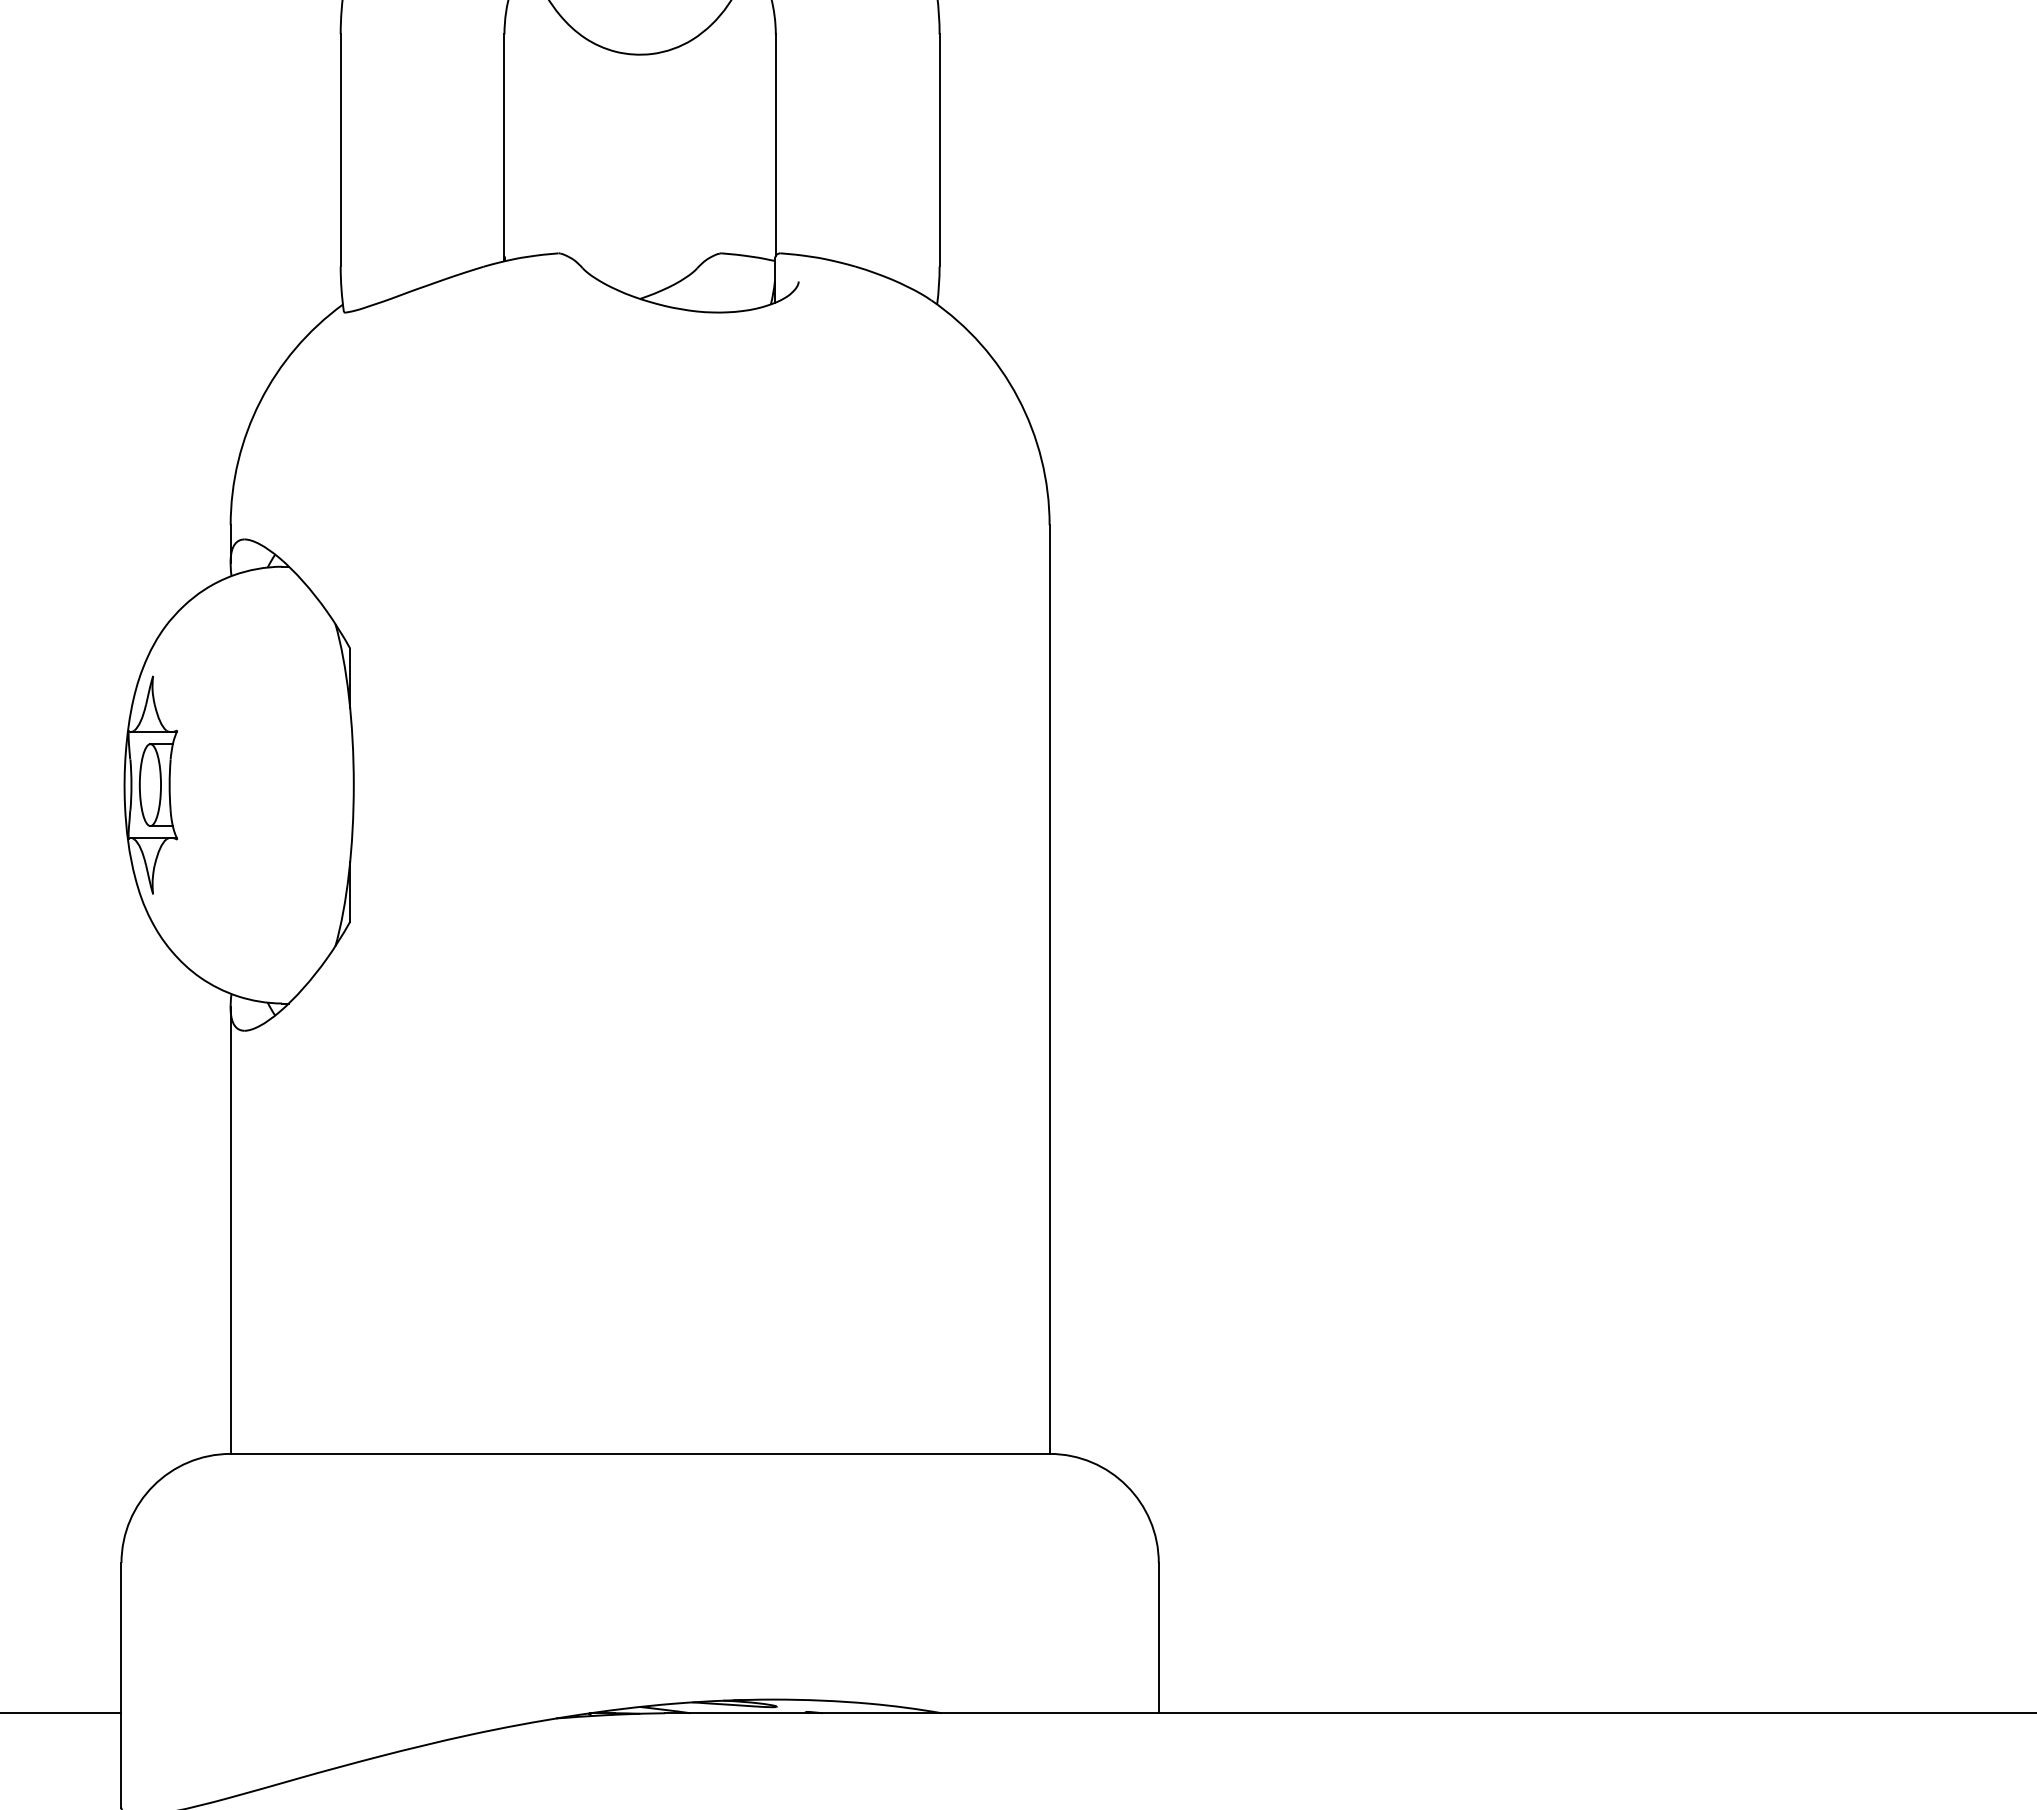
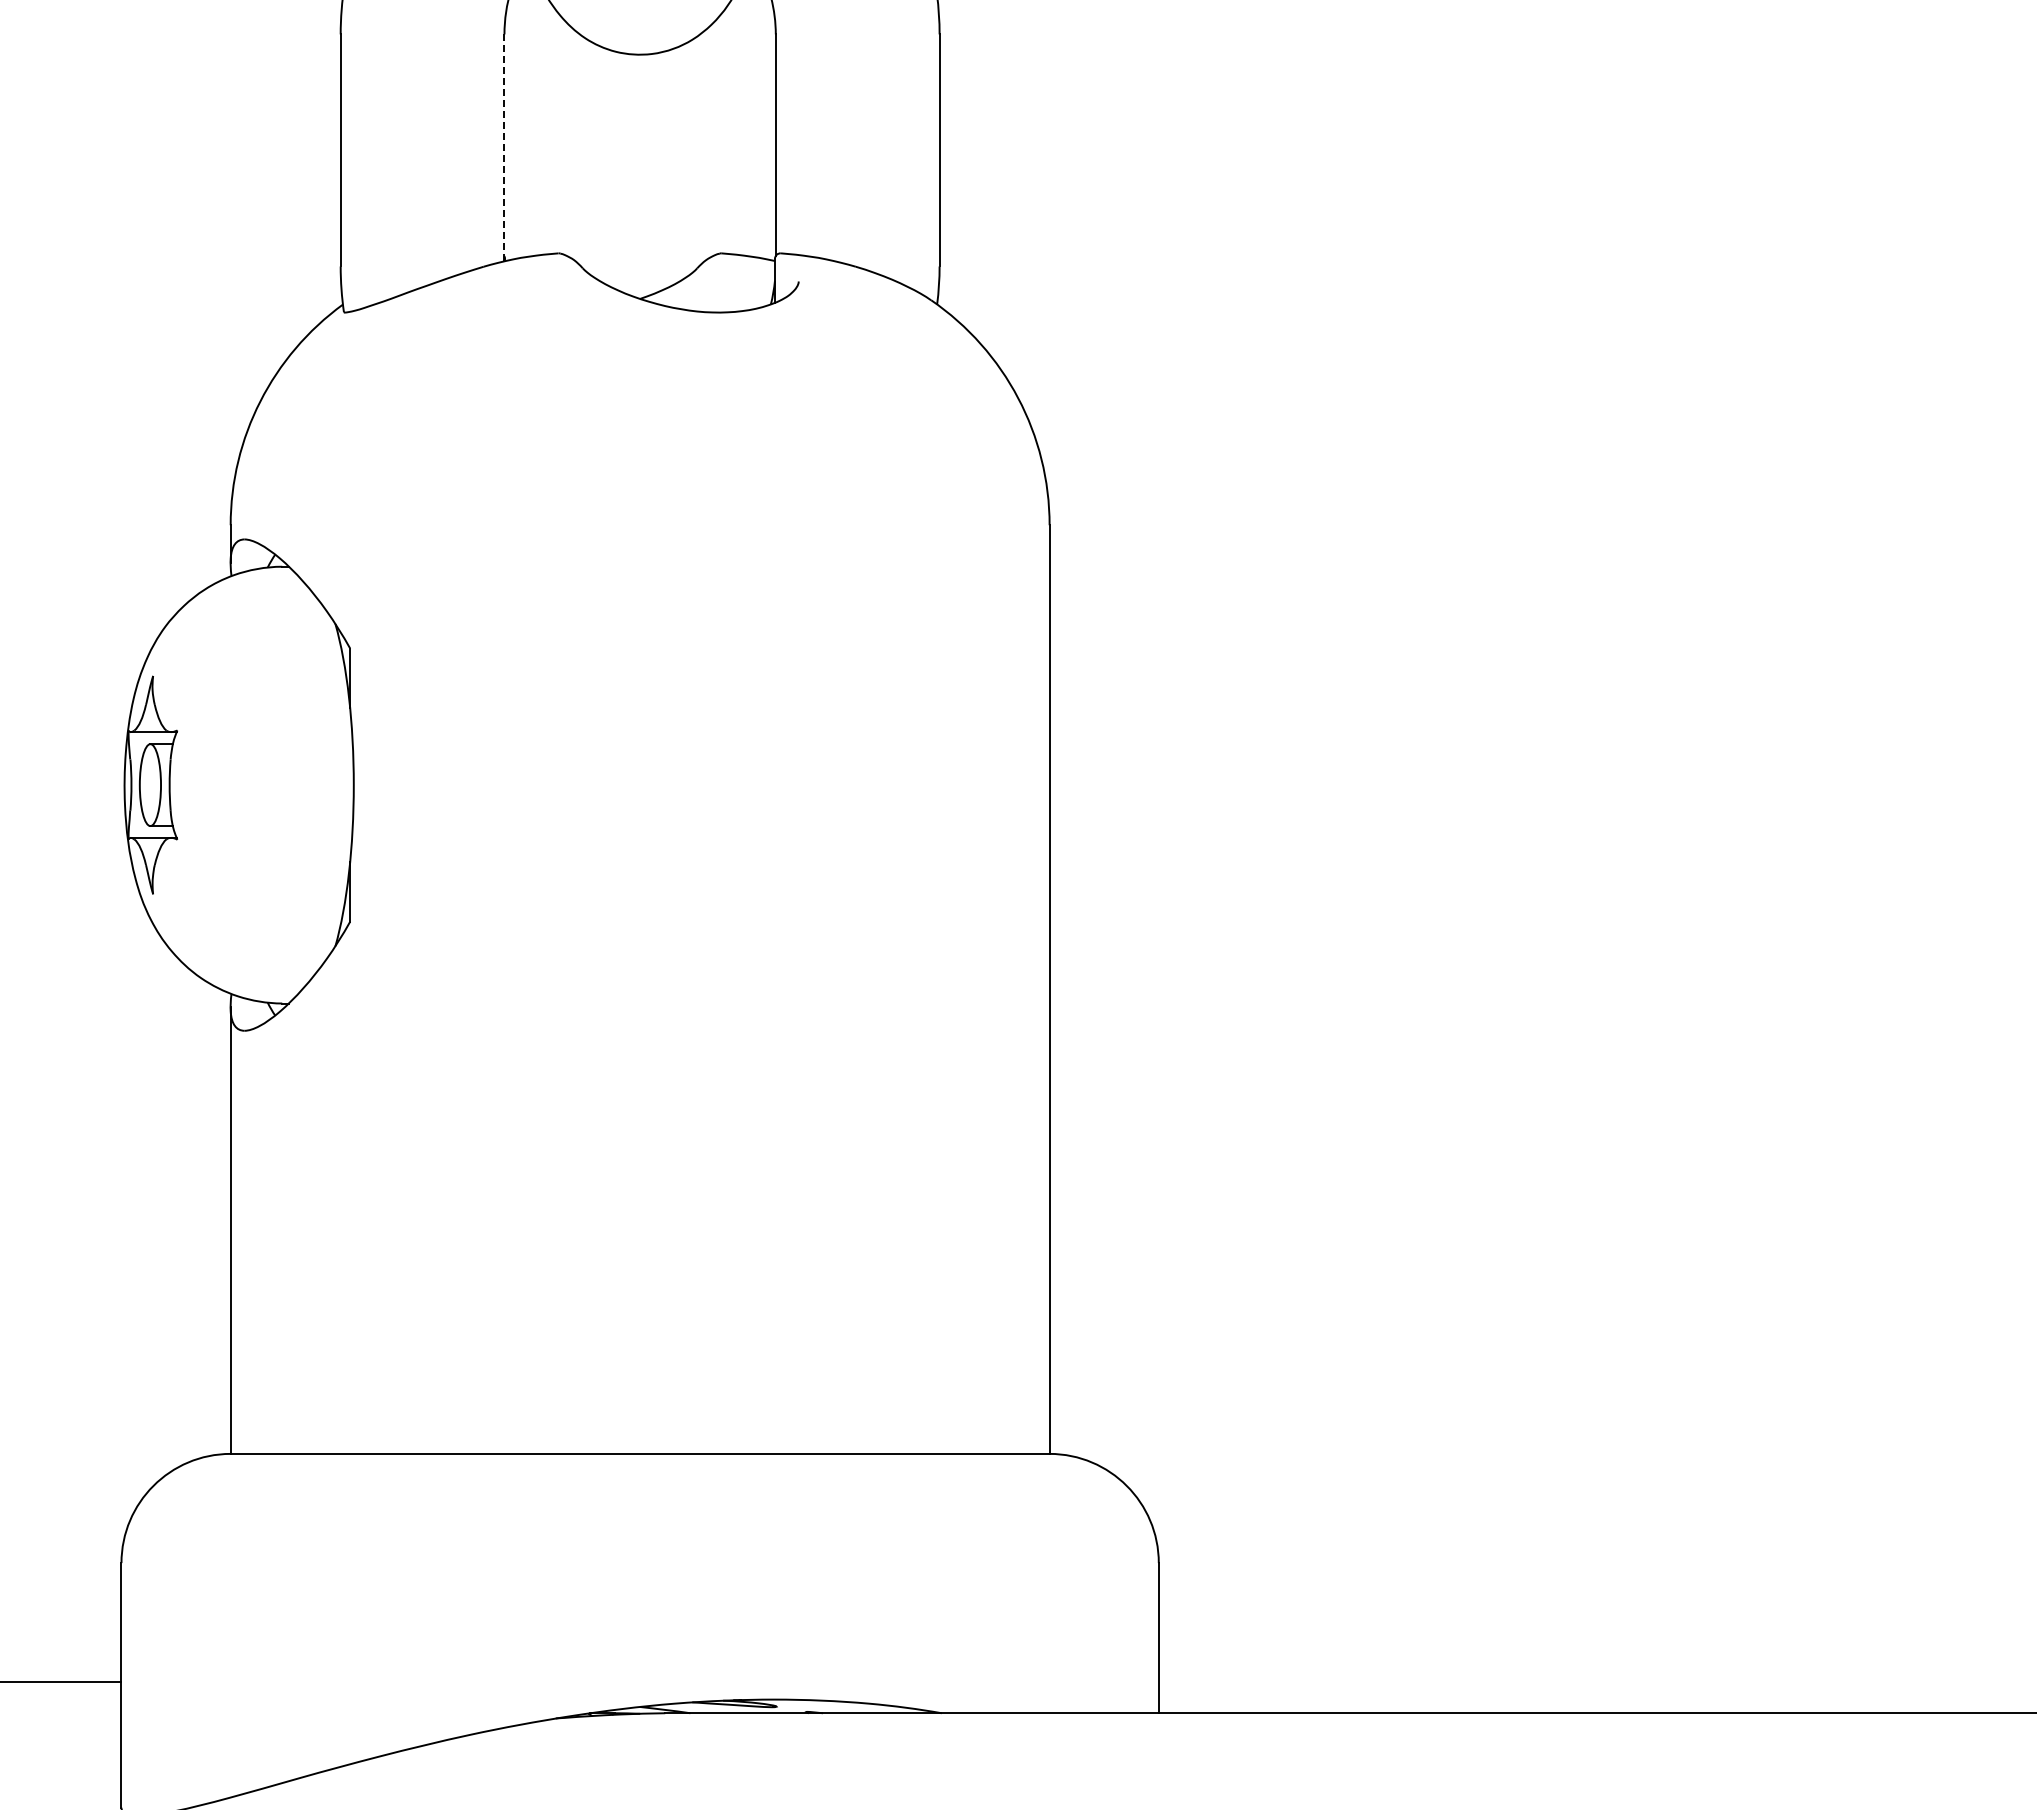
line: solid -> dashed (504, 147)
line position: (61, 1713) -> (61, 1682) (61, 1682)
